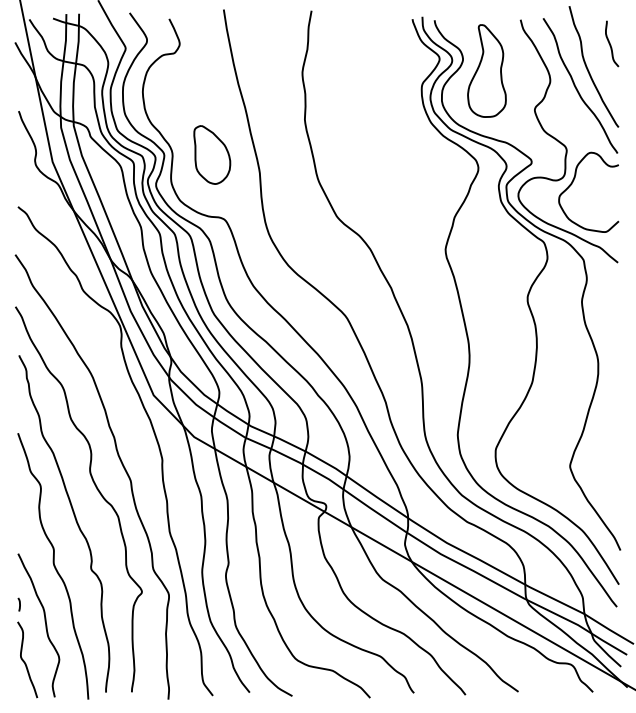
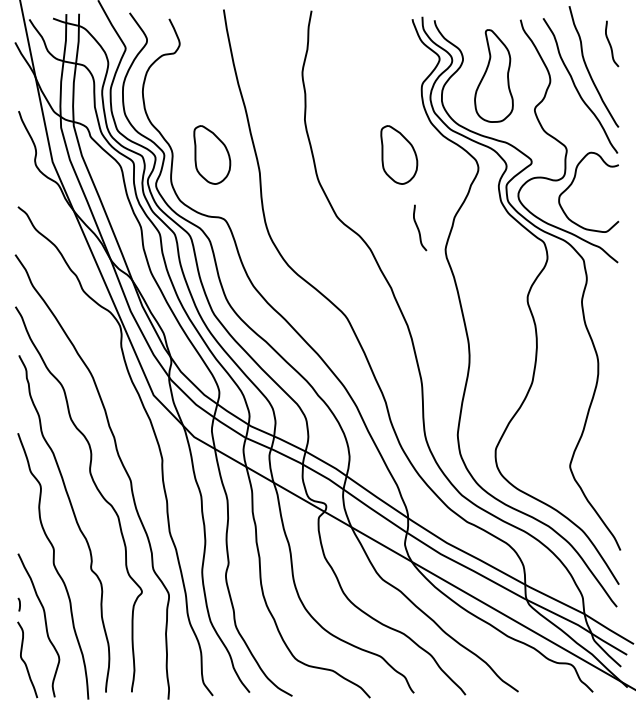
part position: (486, 70) -> (493, 75) (493, 75)
part: none -> present (399, 154)
curve: none -> present (418, 227)
